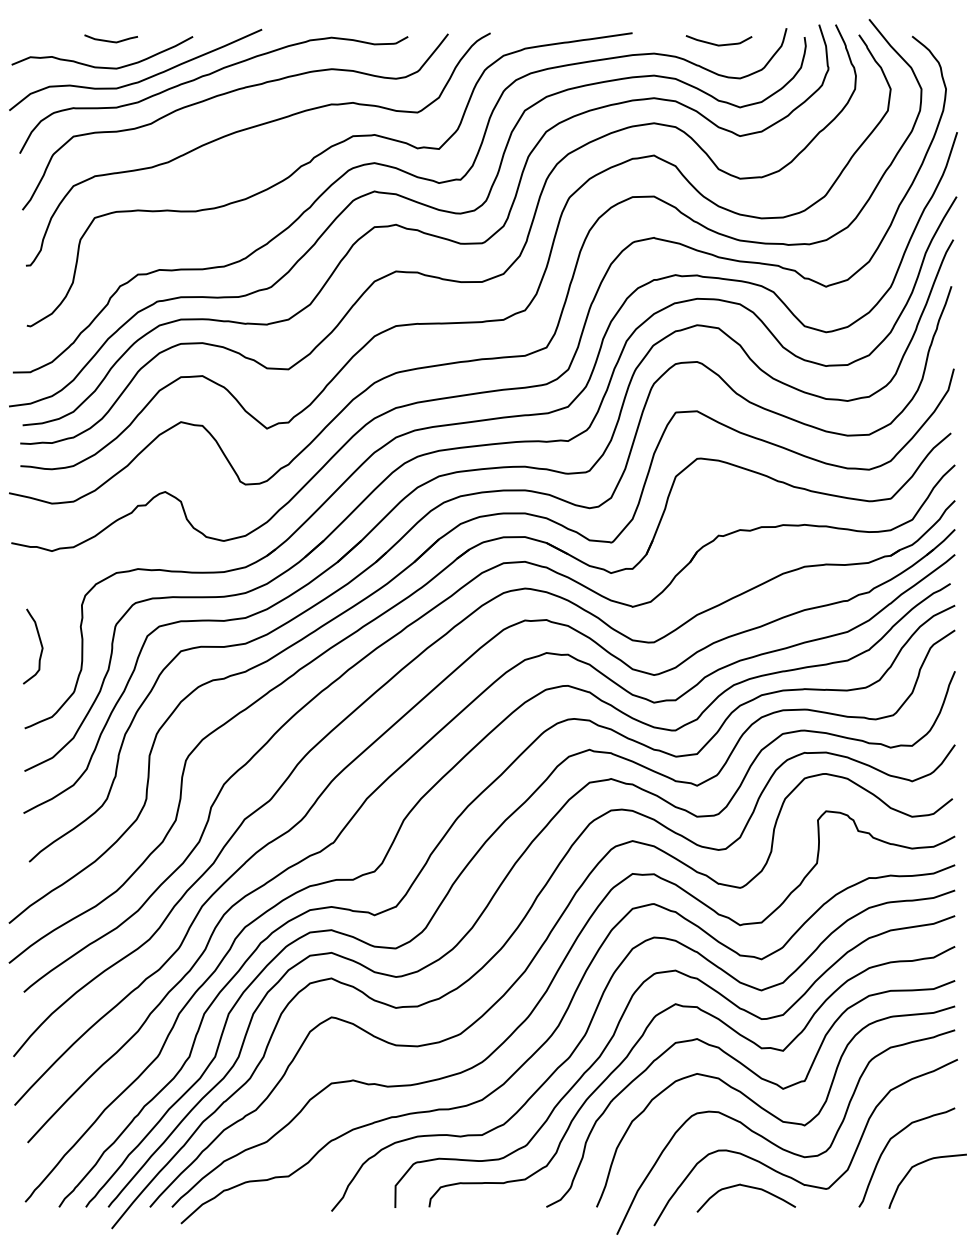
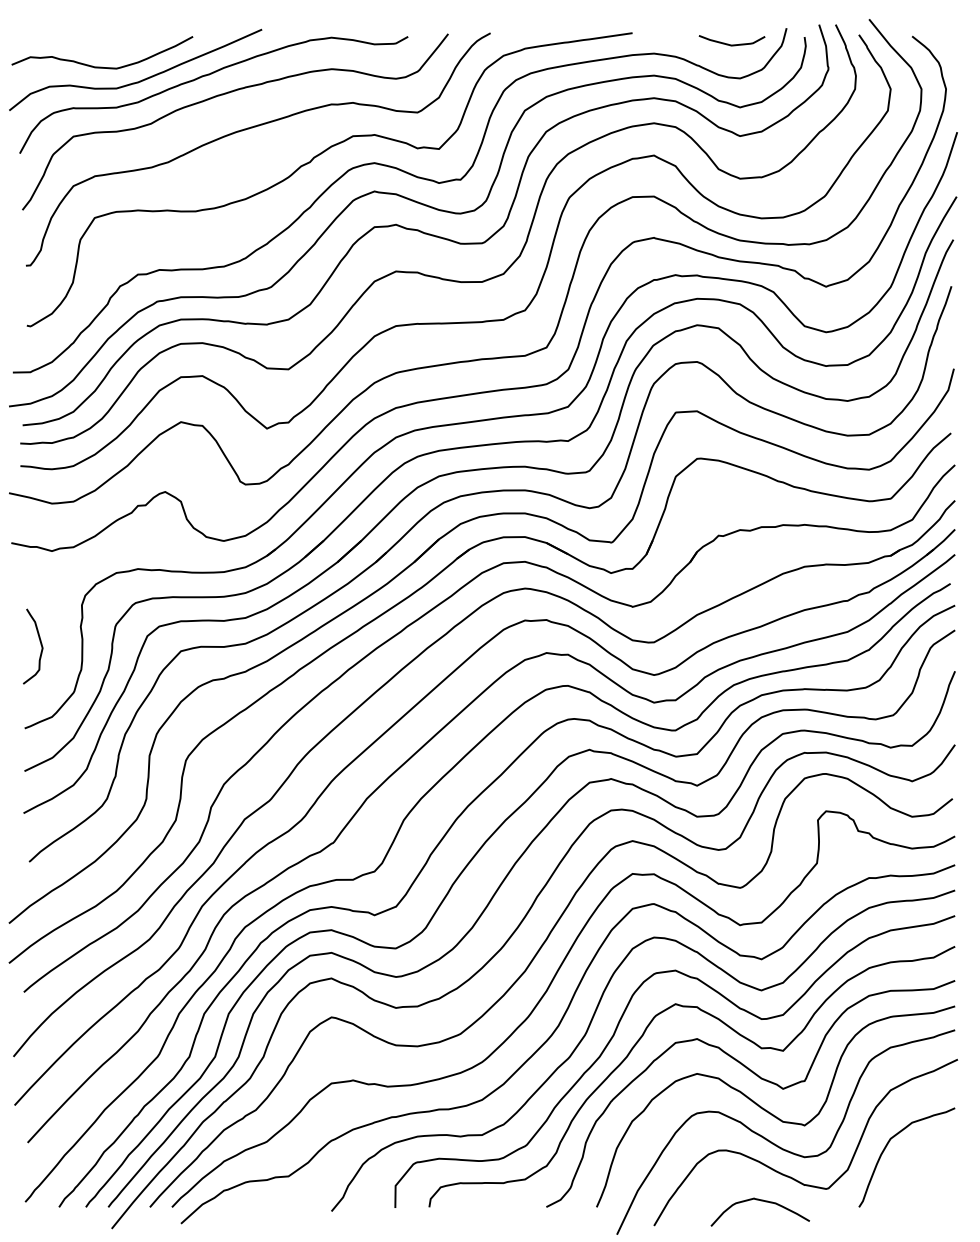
curve: present -> none (110, 40)
curve position: (718, 44) -> (731, 44) (731, 44)
curve: present -> none (920, 1164)
curve position: (746, 1187) -> (760, 1201) (760, 1201)
